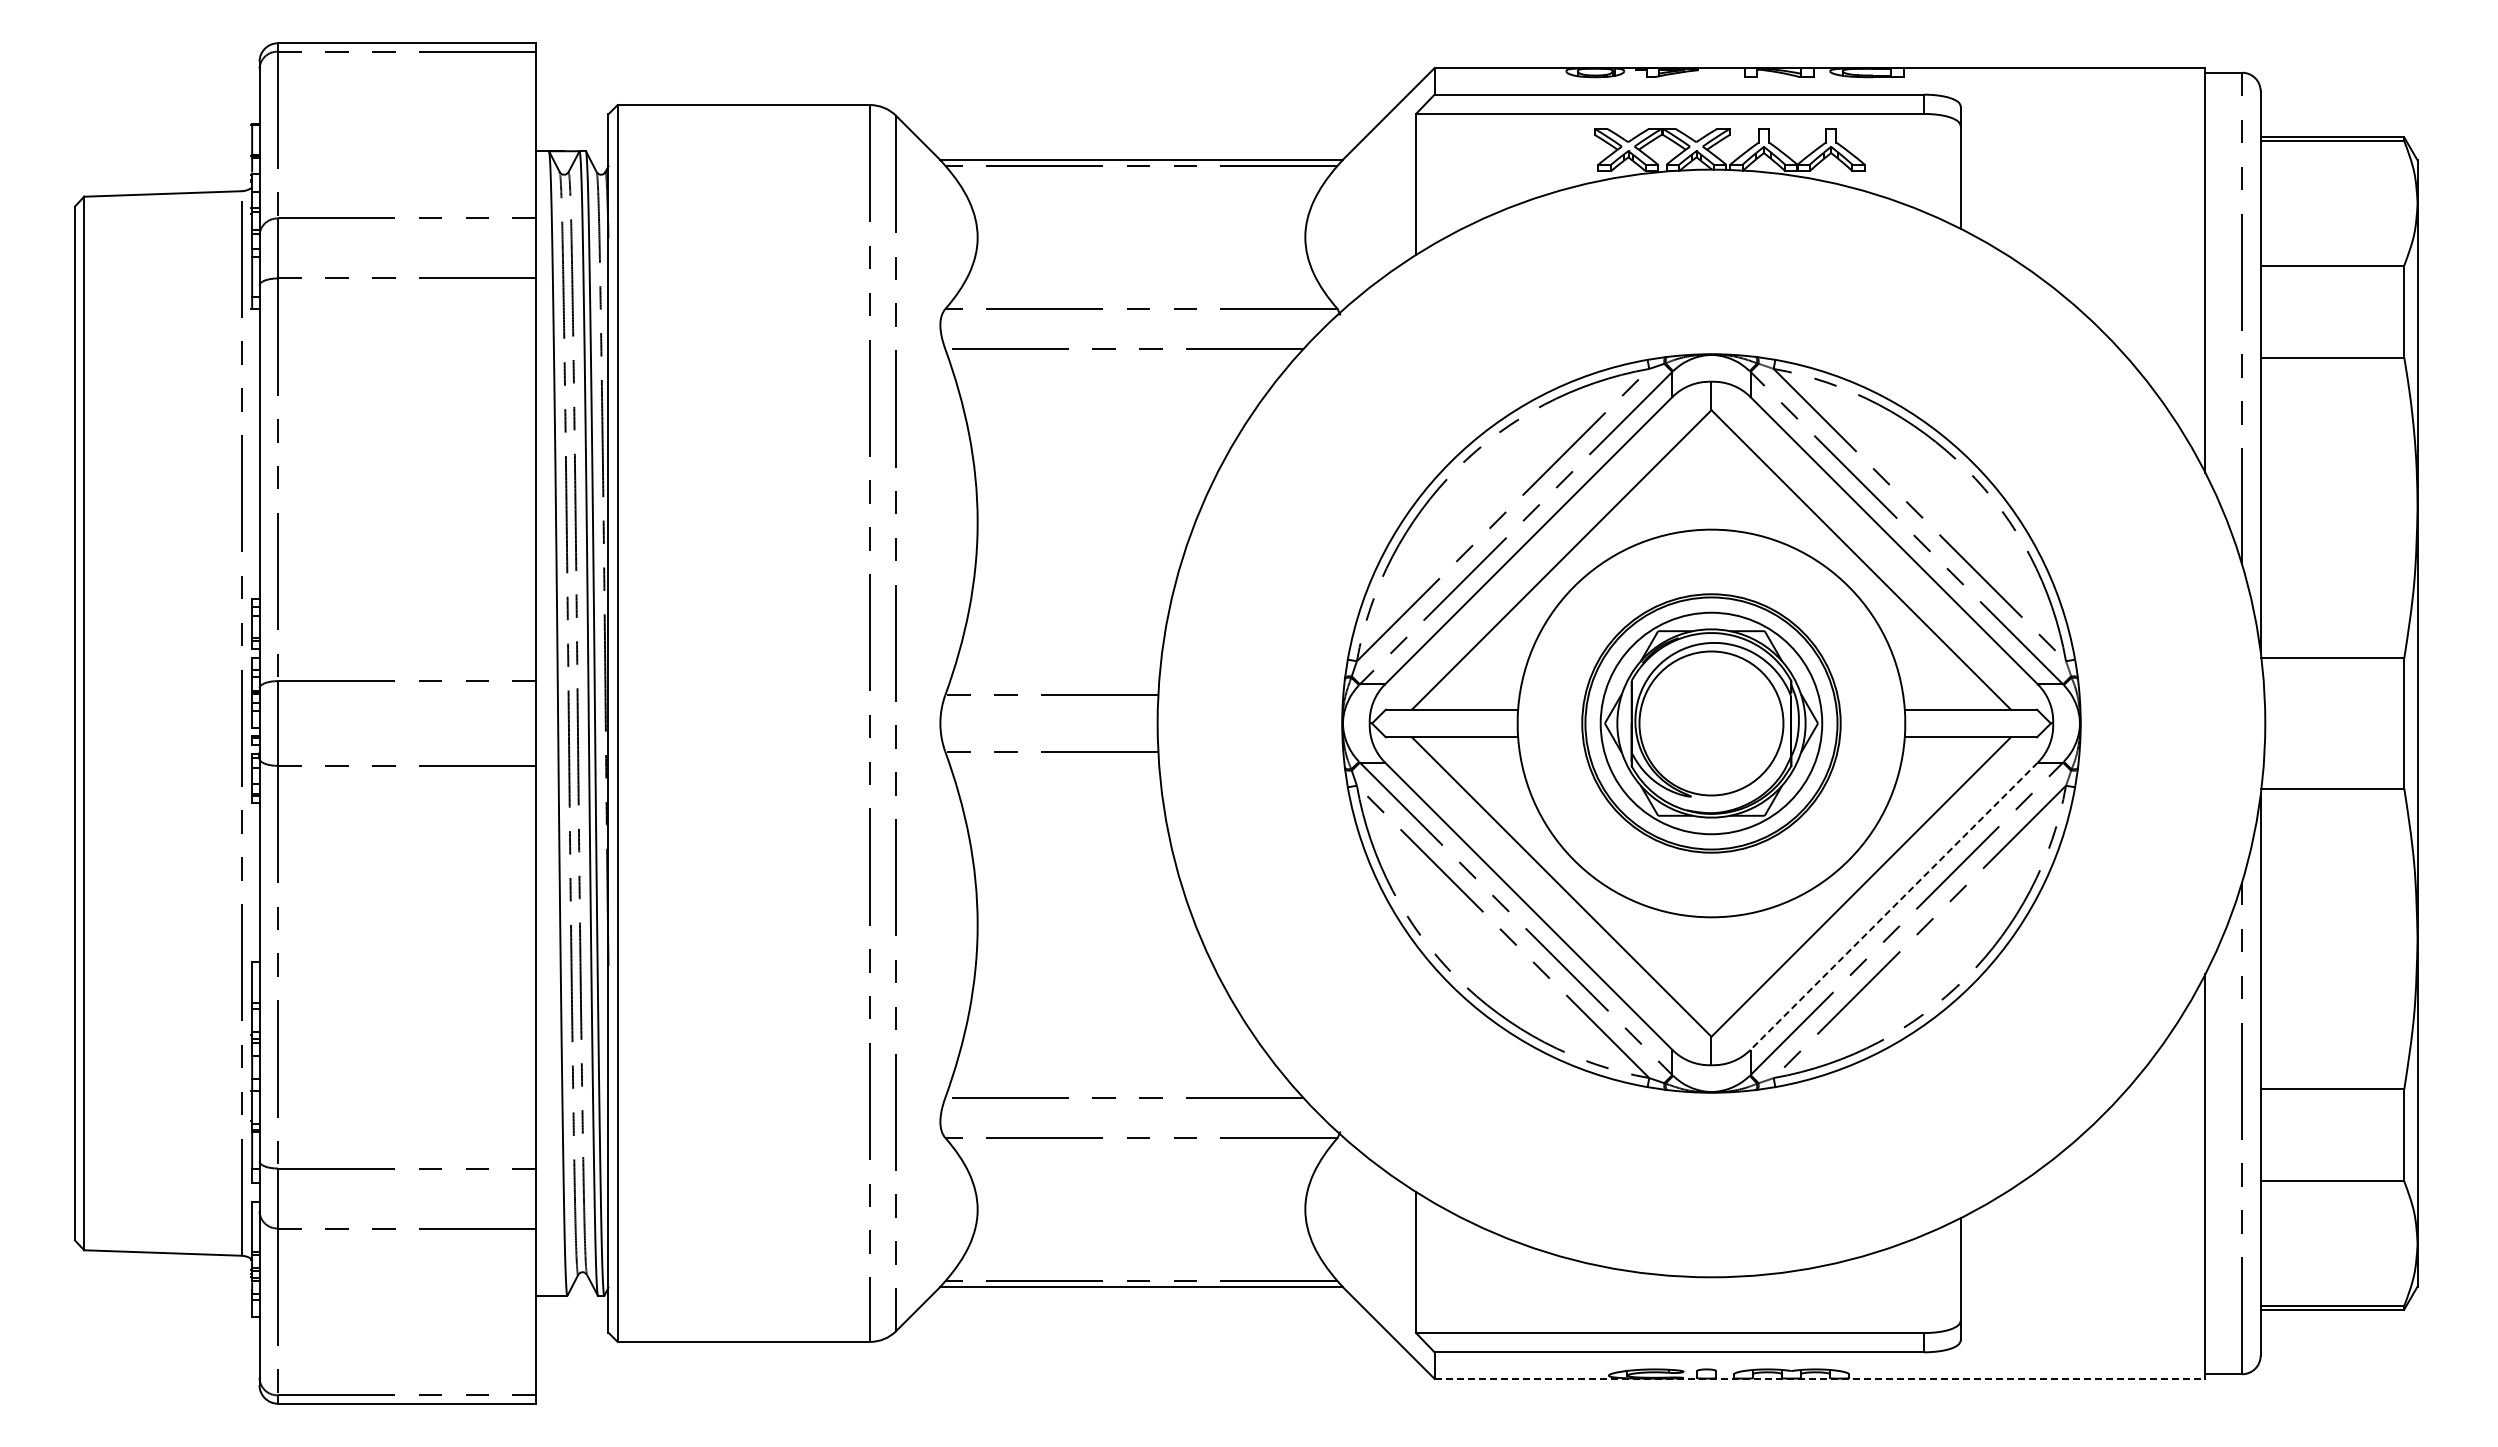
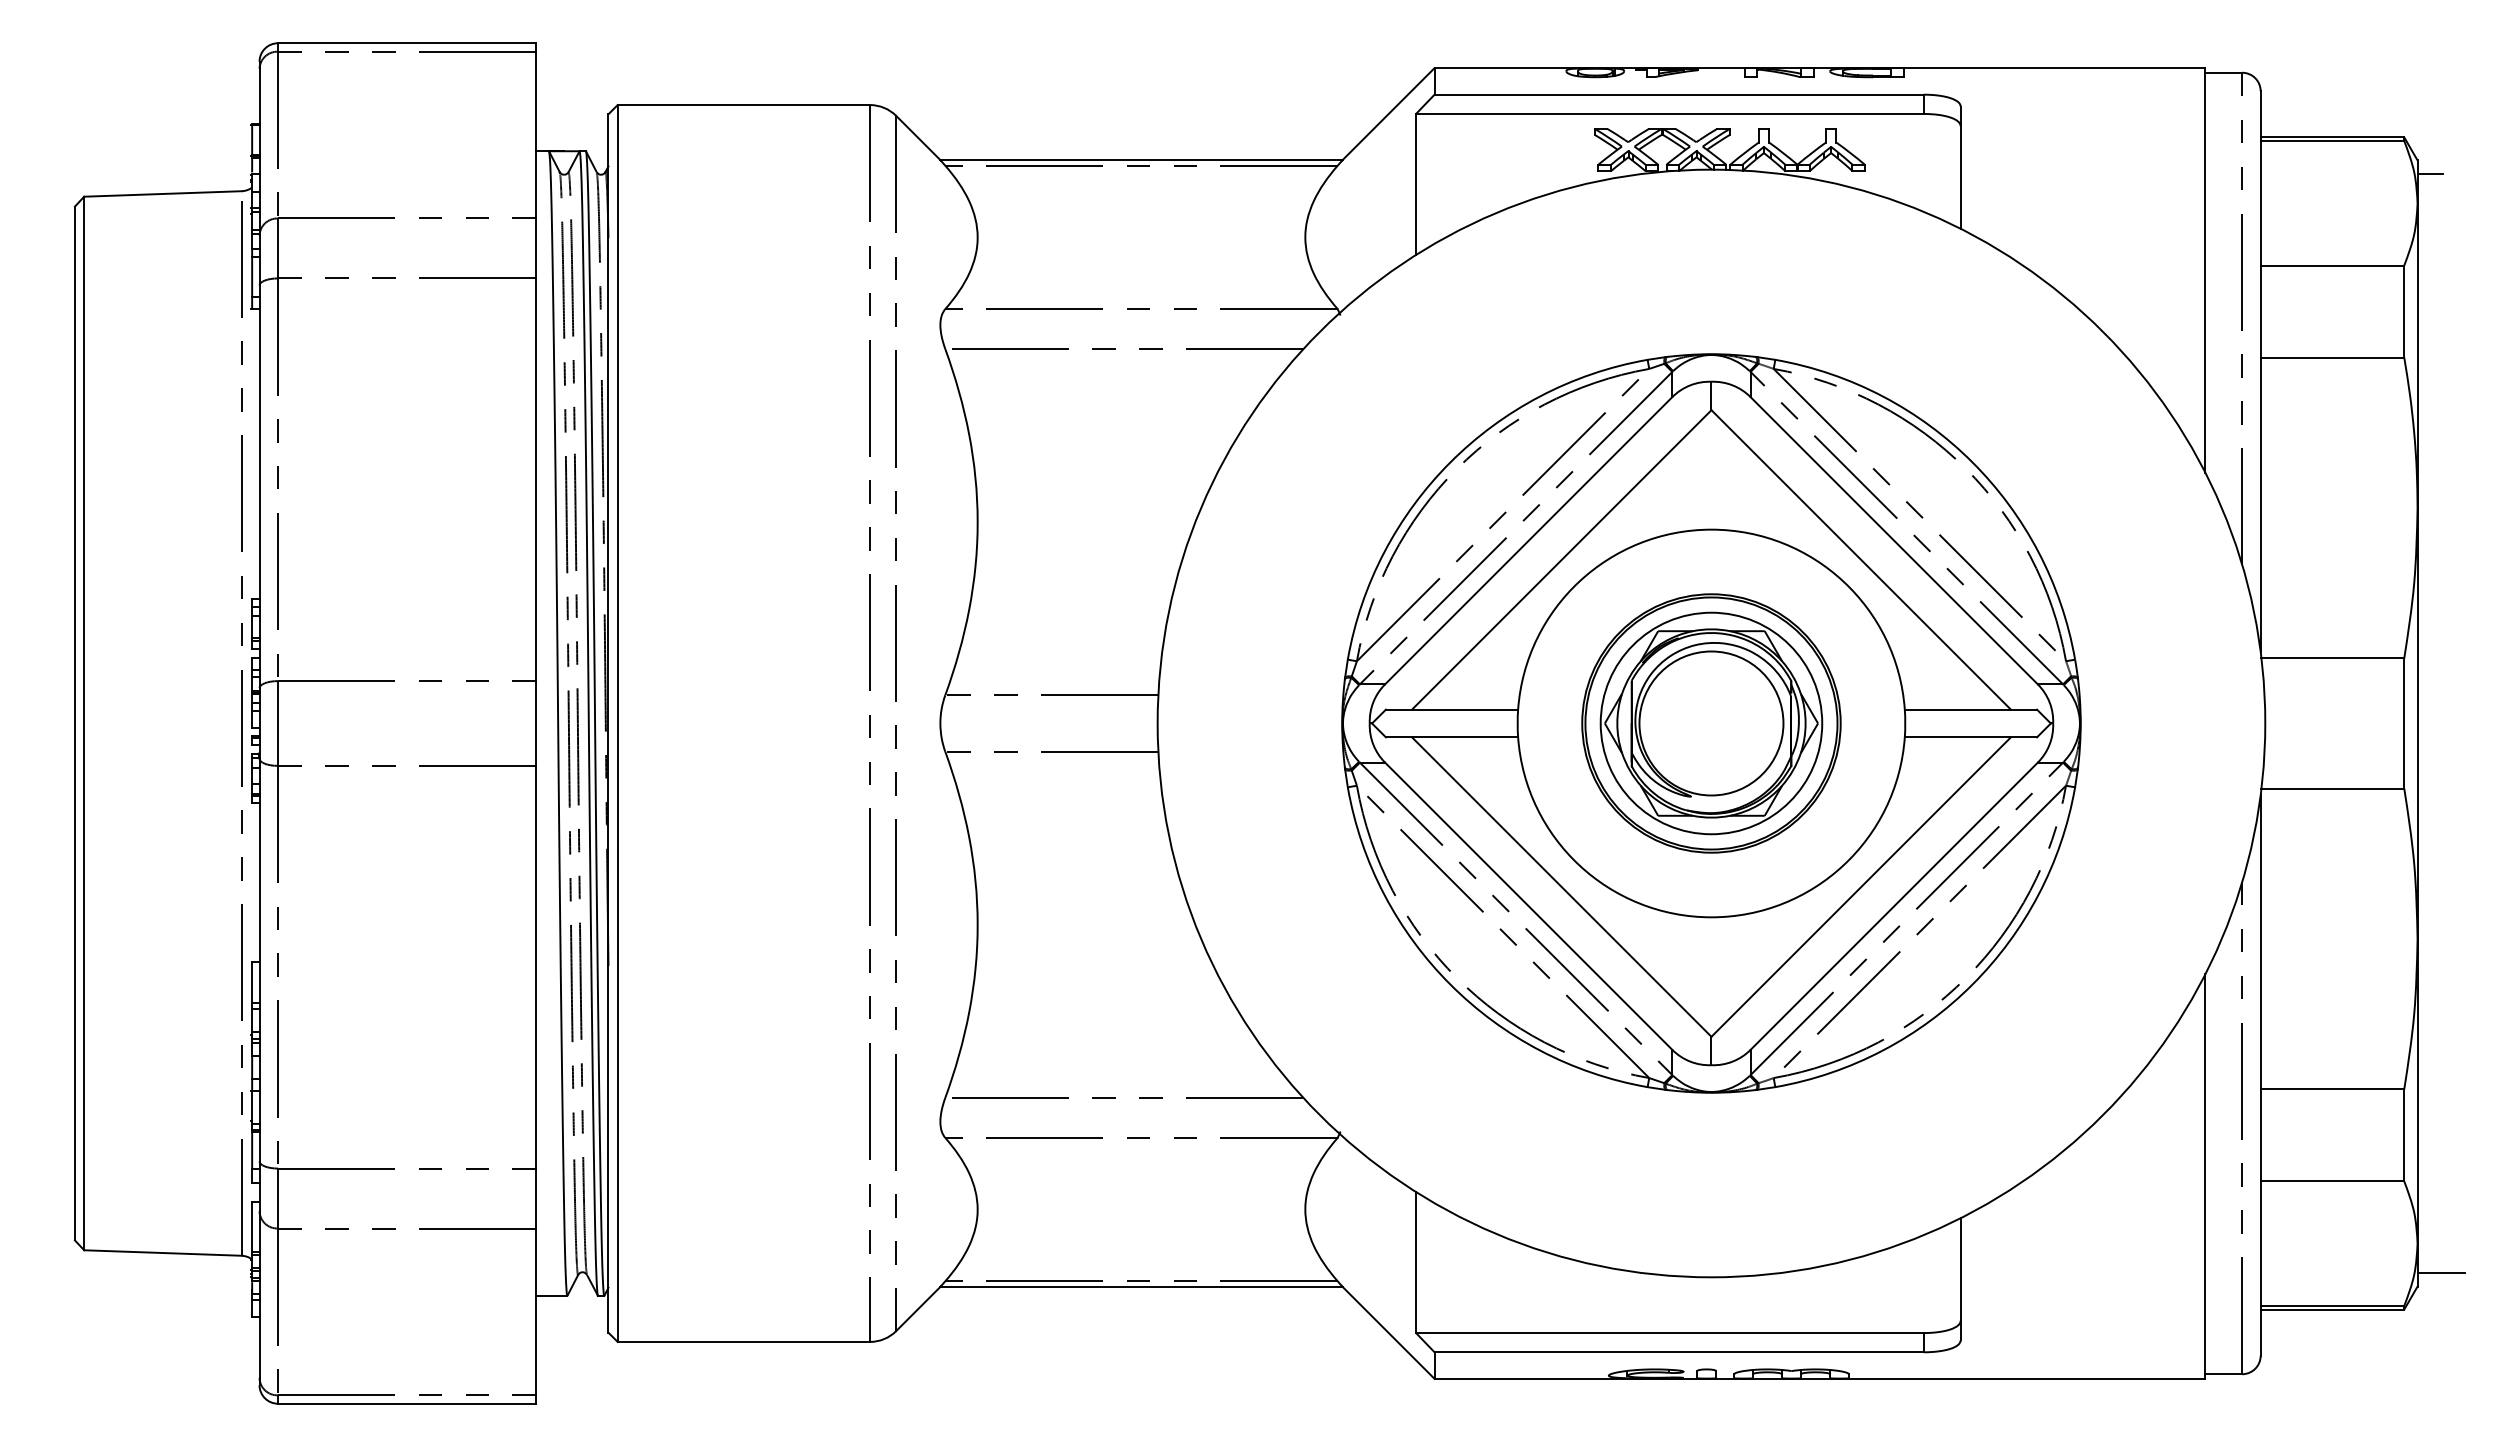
line: none -> present (2430, 174)
line: dashed -> solid (1893, 906)
line: none -> present (2440, 1272)
line: dashed -> solid (1820, 1378)
